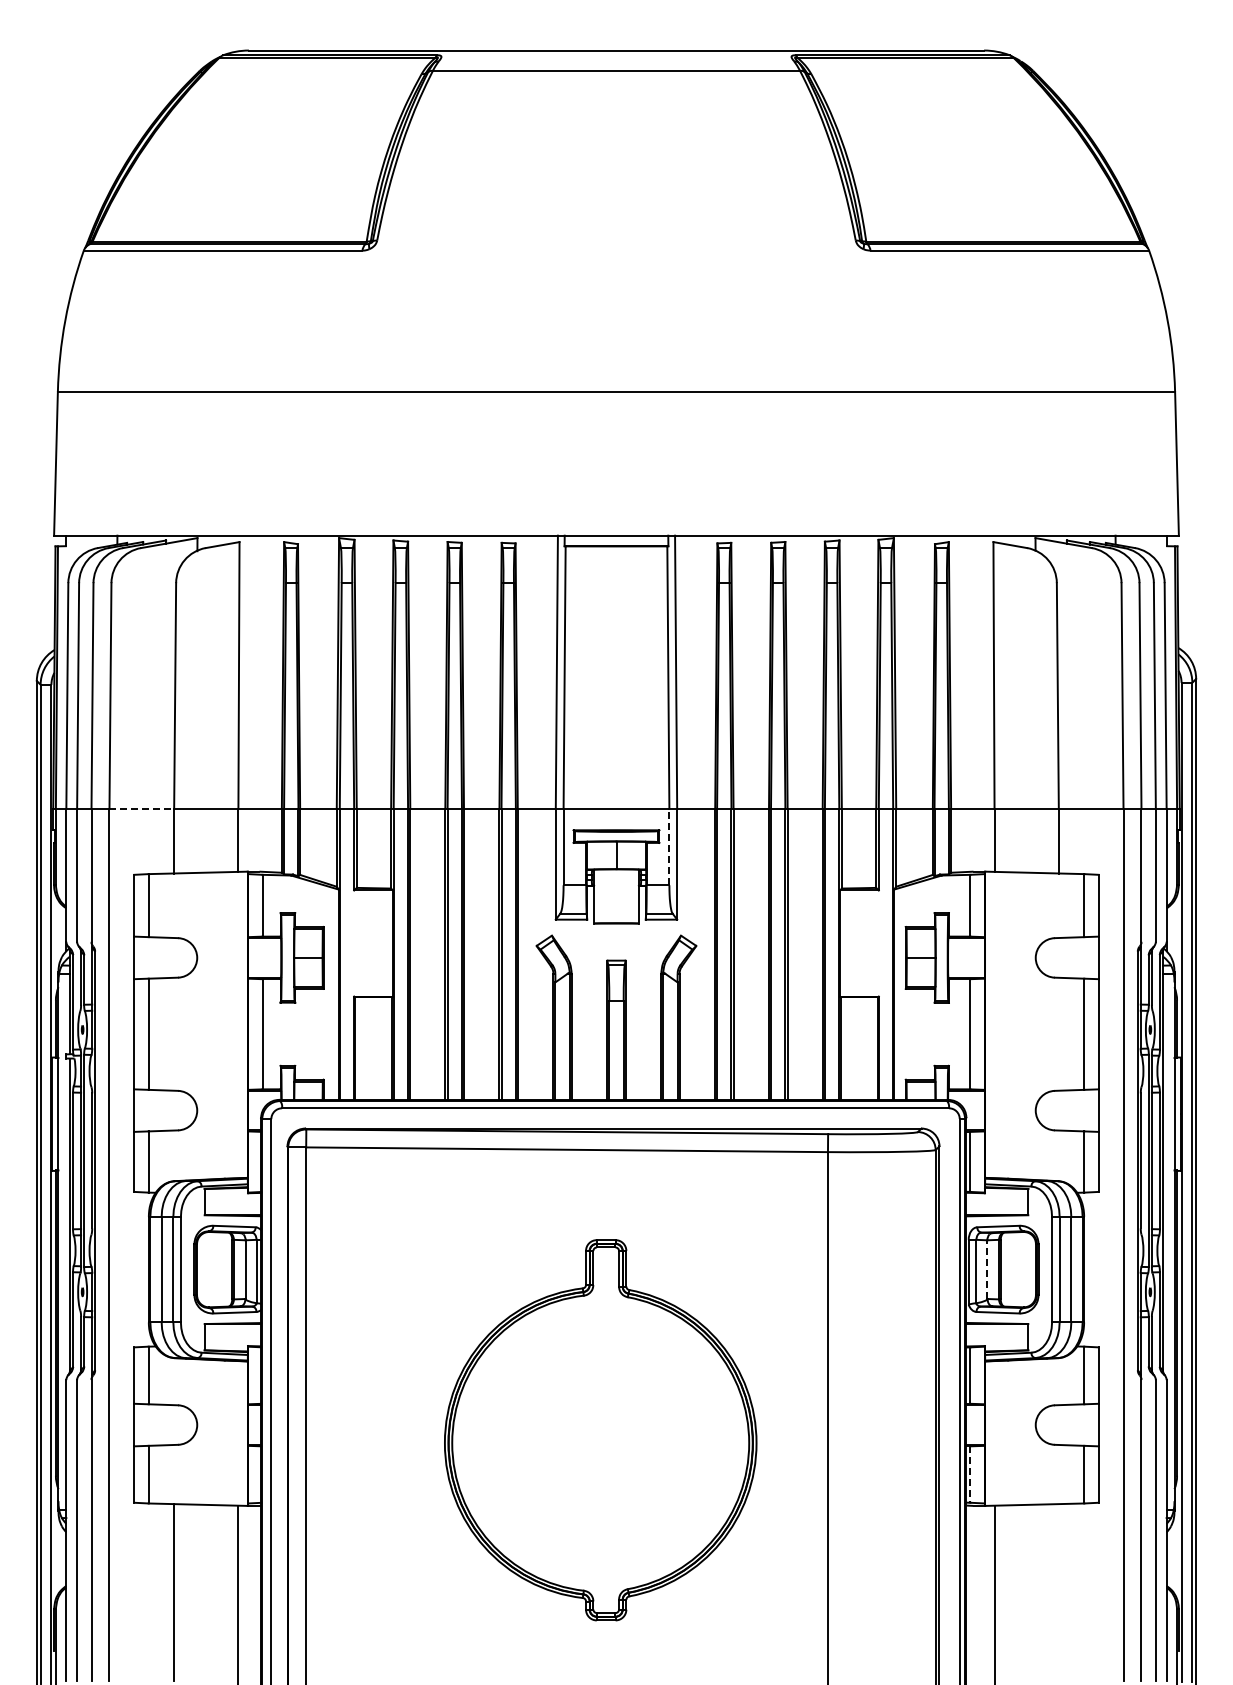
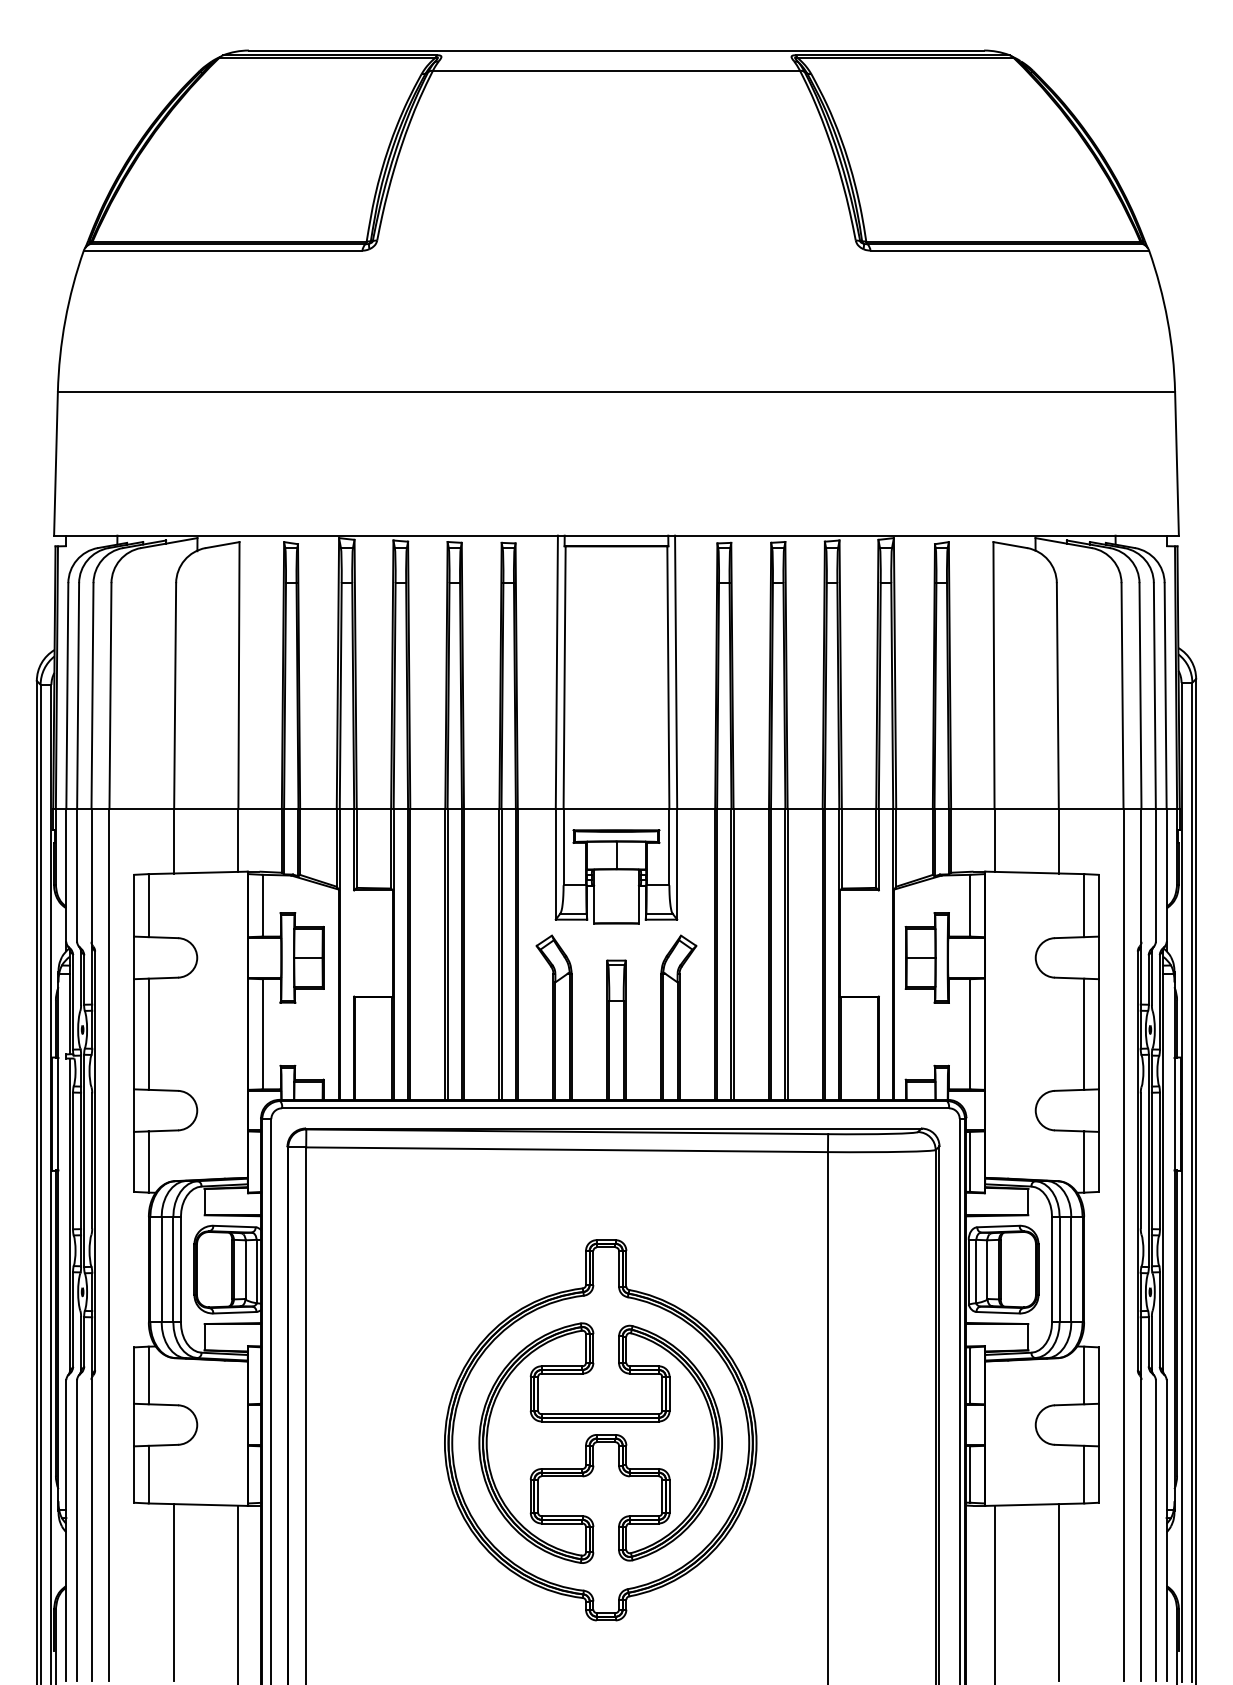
line: dashed -> solid (142, 808)
line: dashed -> solid (669, 846)
line: dashed -> solid (987, 1269)
part: none -> present (600, 1442)
line: dashed -> solid (970, 1475)
line: none -> present (1058, 1592)
